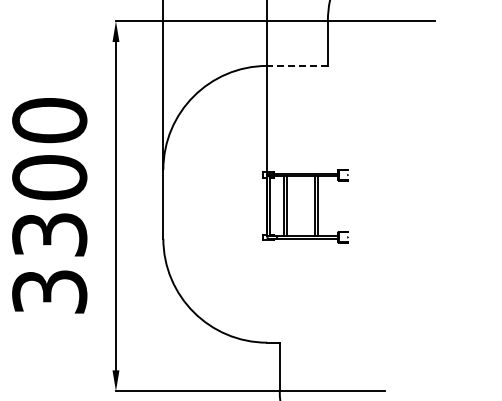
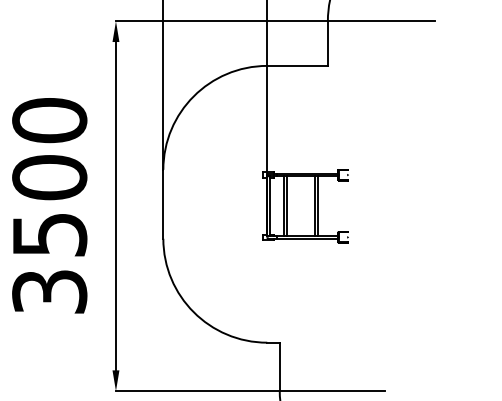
line: dashed -> solid (297, 65)
text: 3300 -> 3500 (49, 234)
